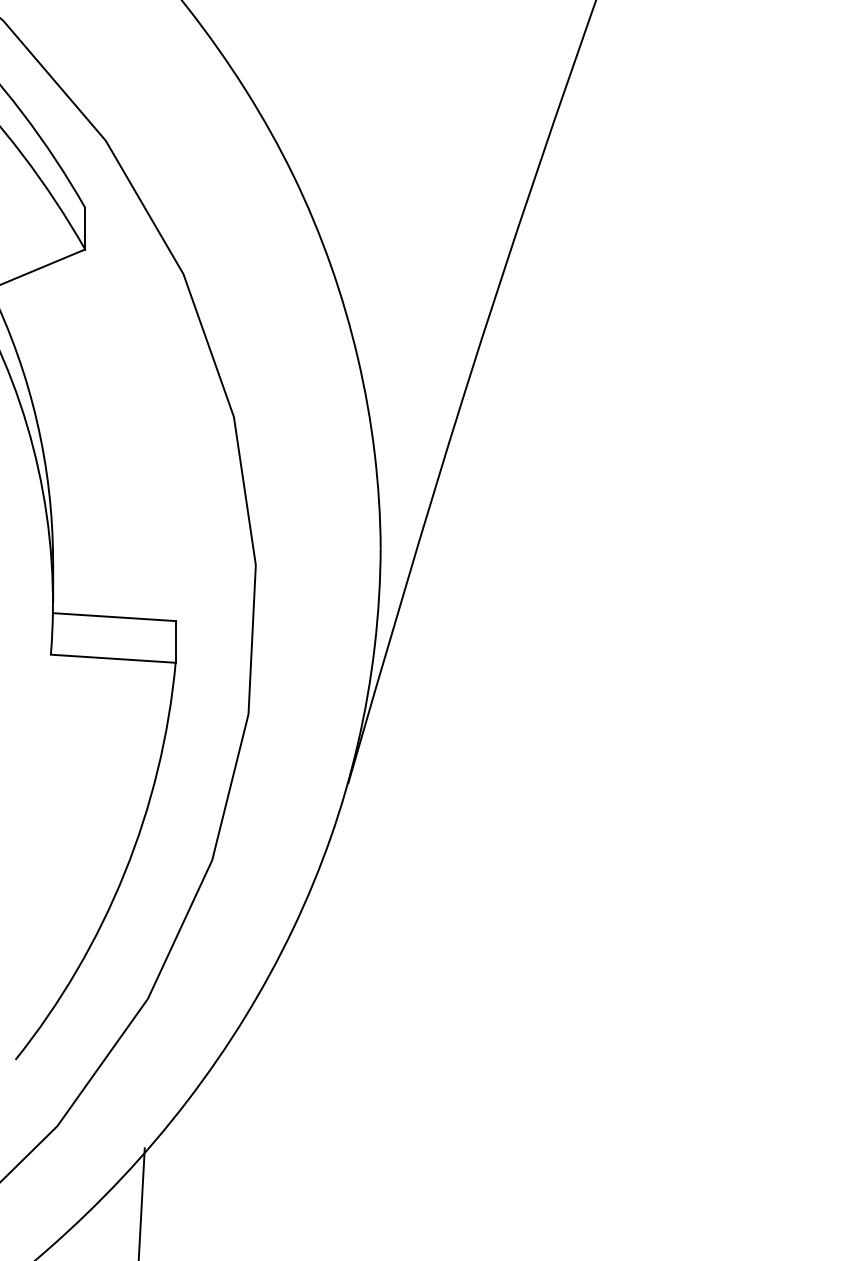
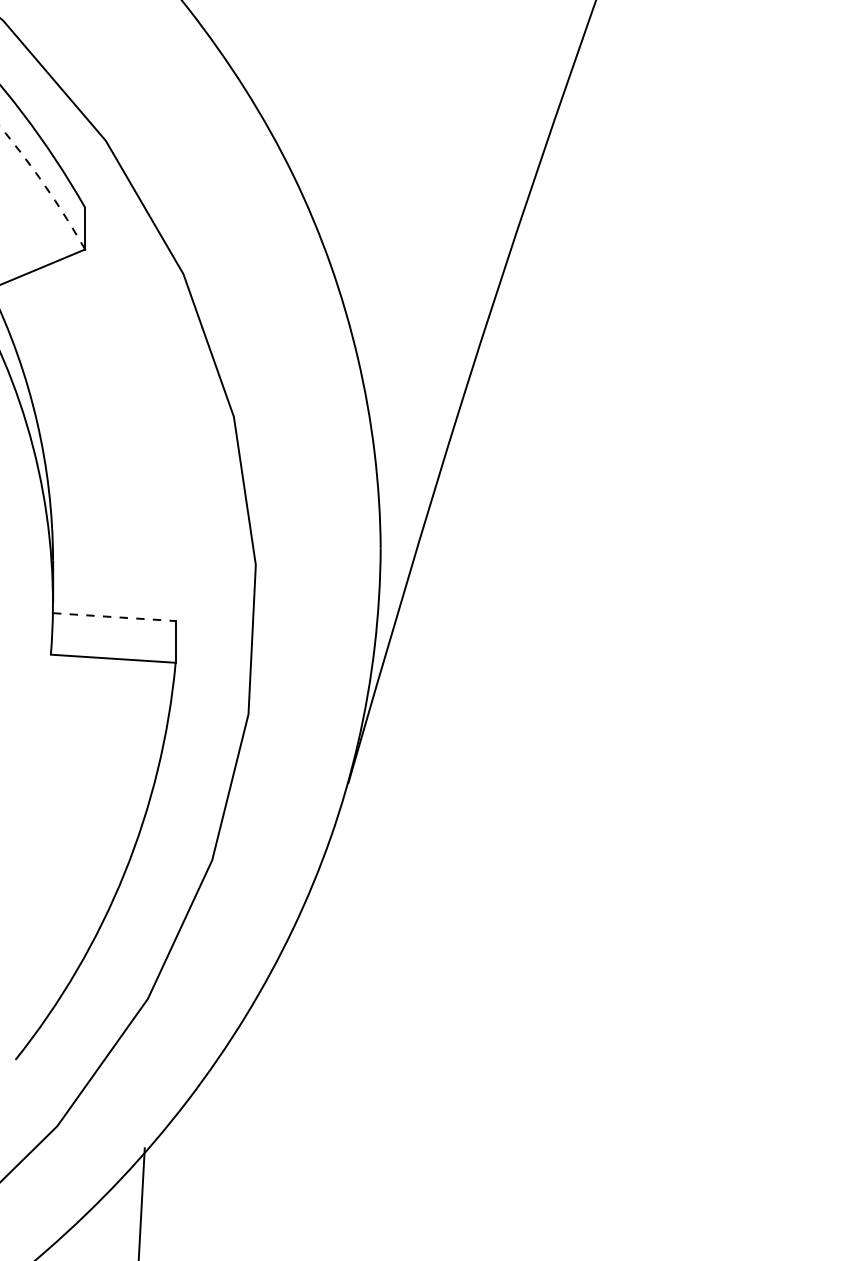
arc: solid -> dashed (44, 185)
line: solid -> dashed (114, 617)
